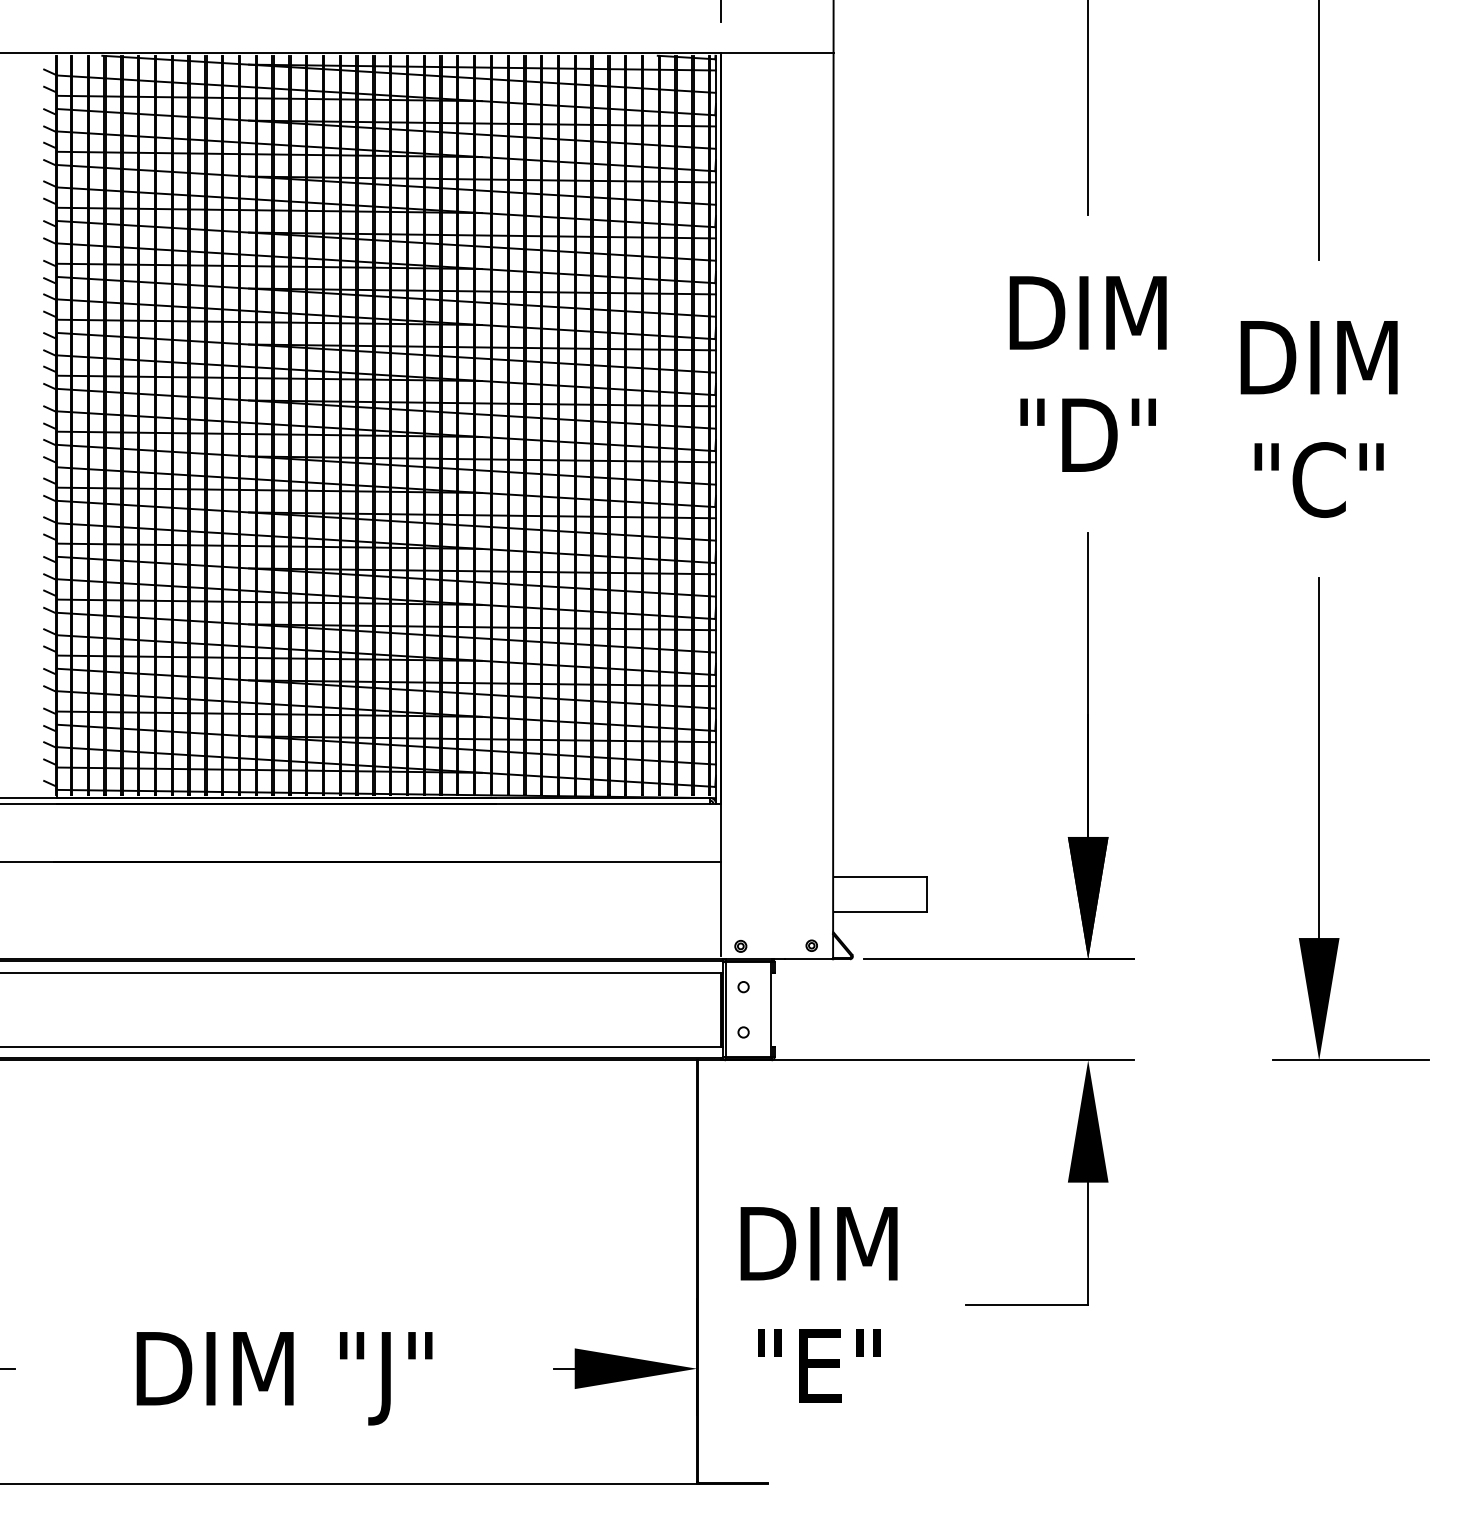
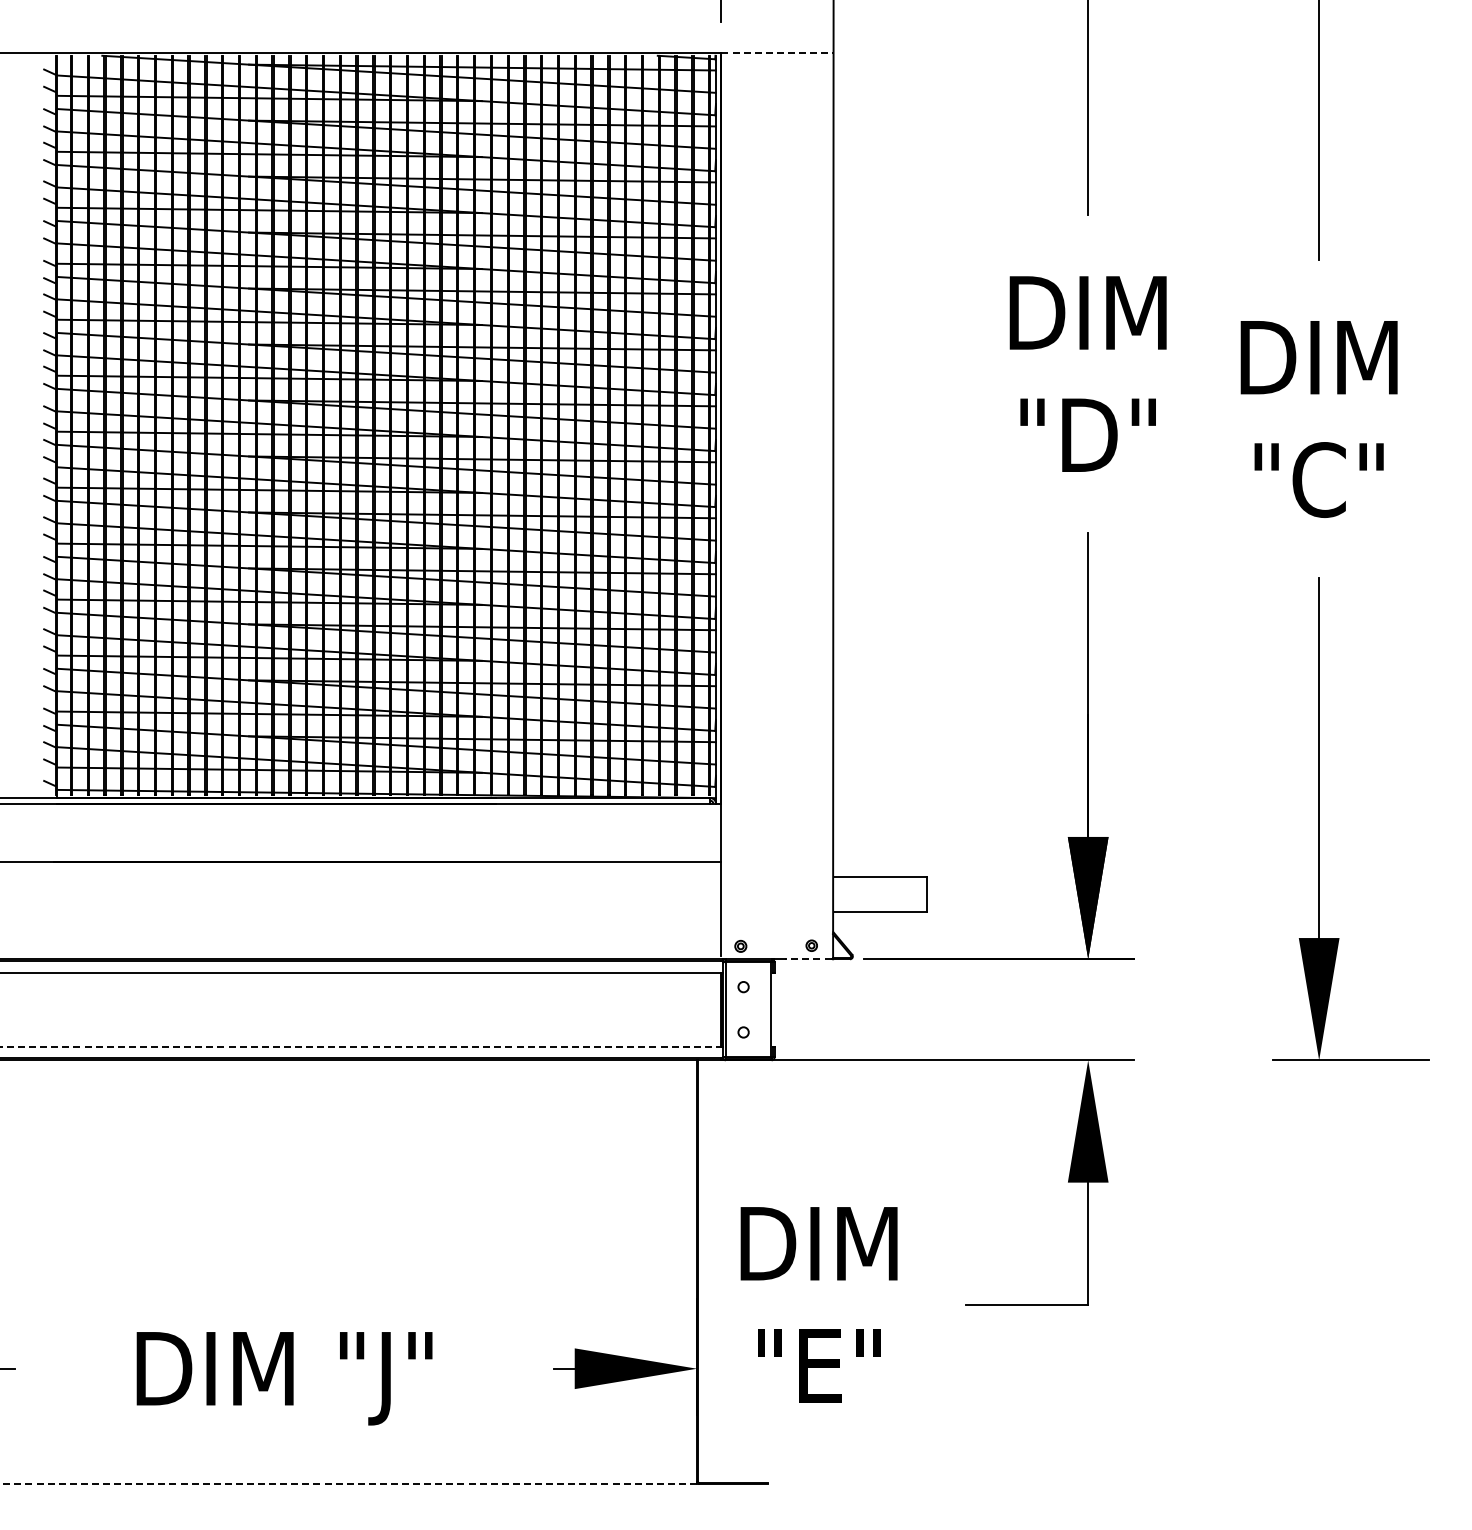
line: solid -> dashed (777, 52)
line: solid -> dashed (807, 959)
line: solid -> dashed (361, 1046)
line: solid -> dashed (348, 1484)
